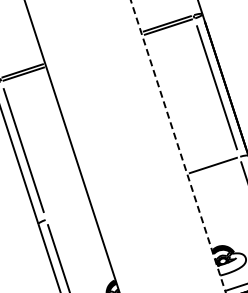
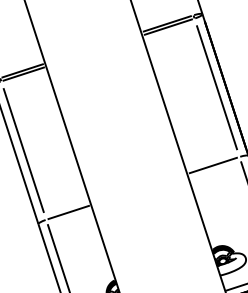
line: dashed -> solid (178, 146)
line: none -> present (68, 212)
